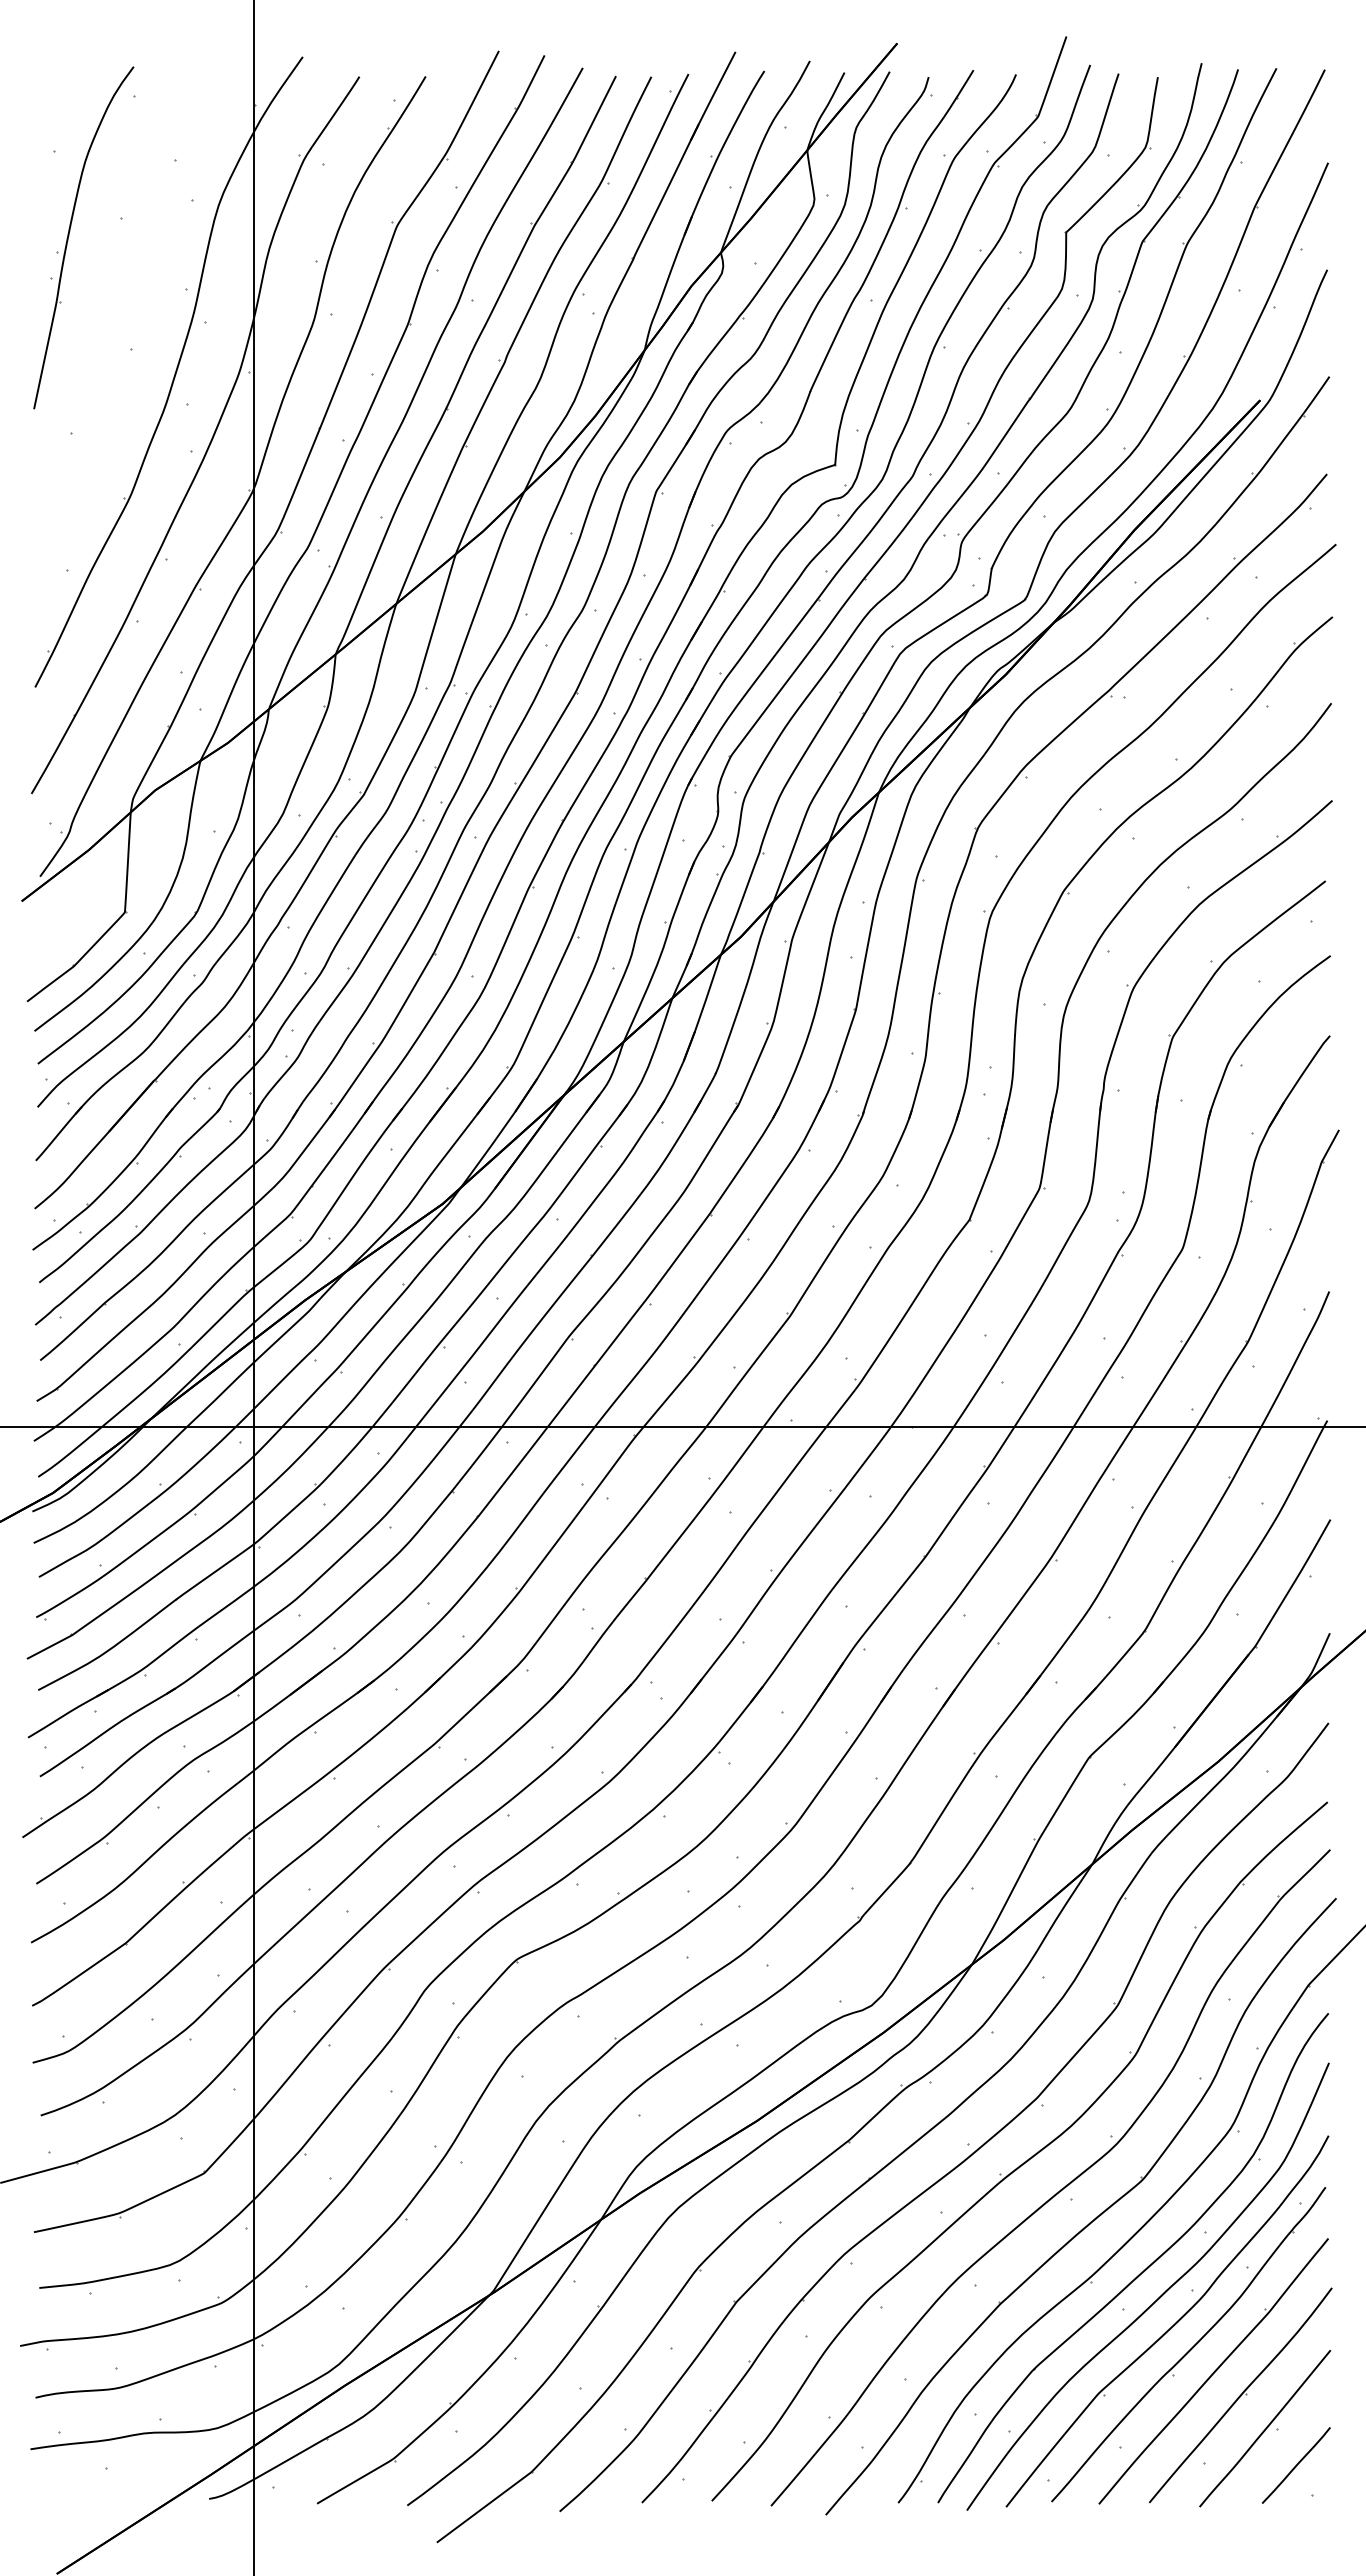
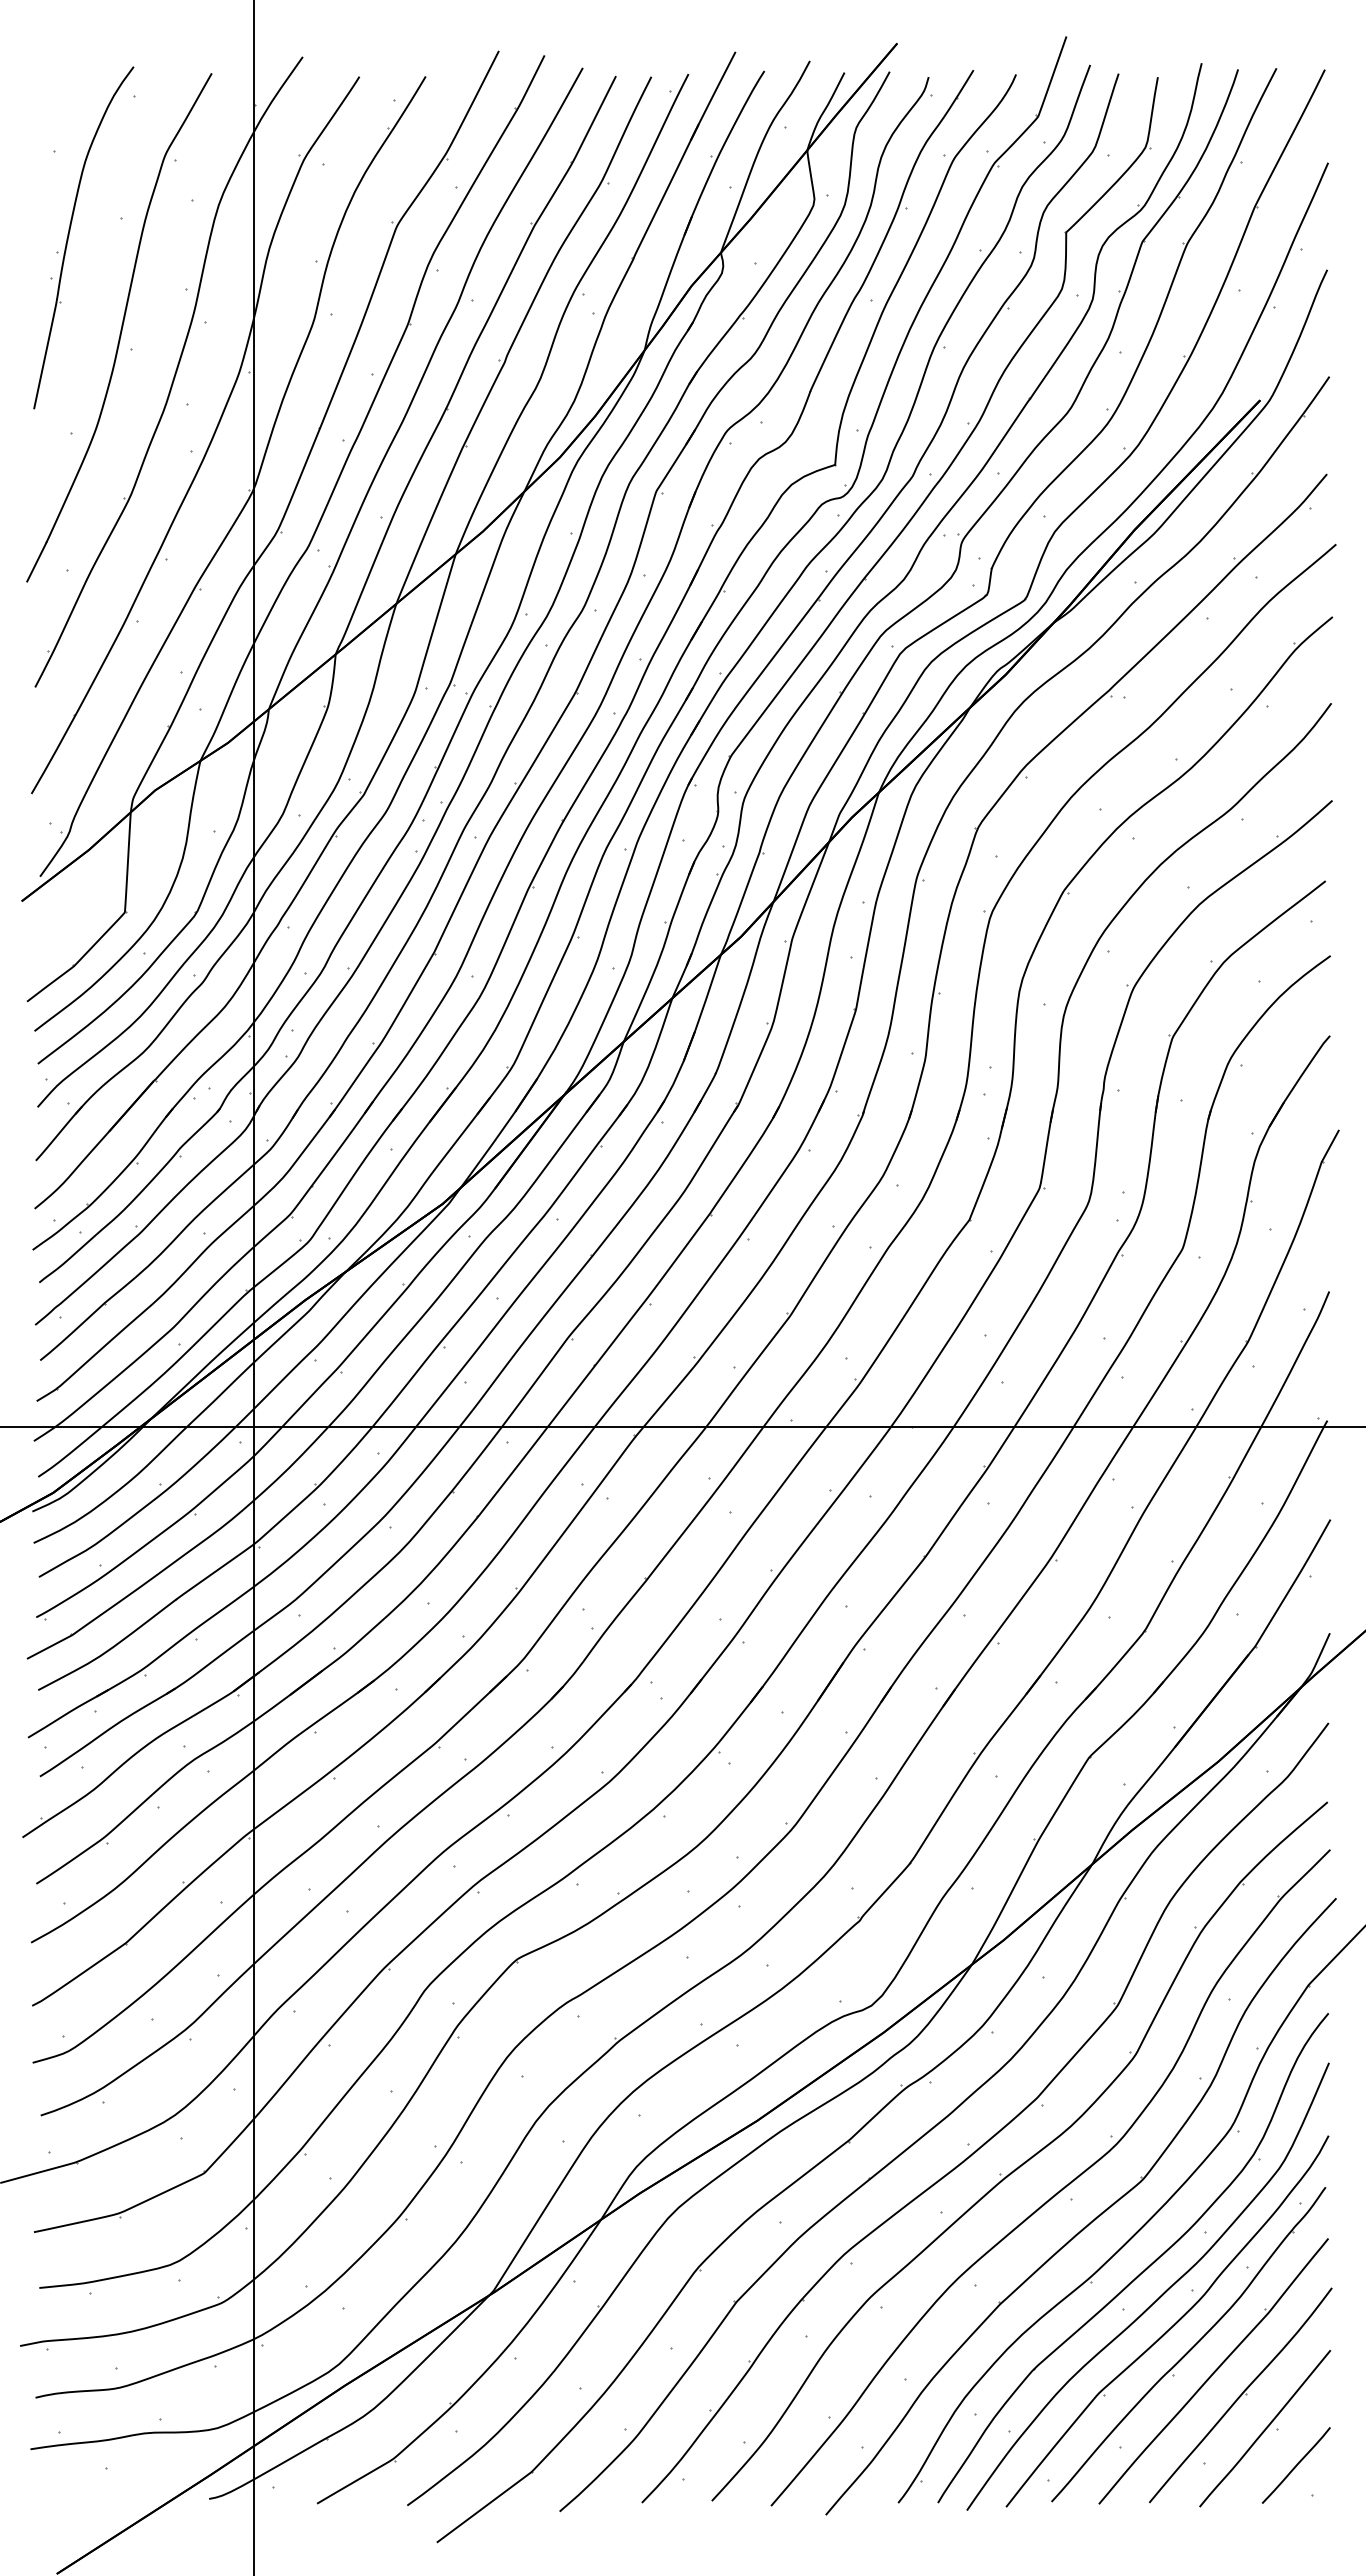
part: none -> present (119, 327)
